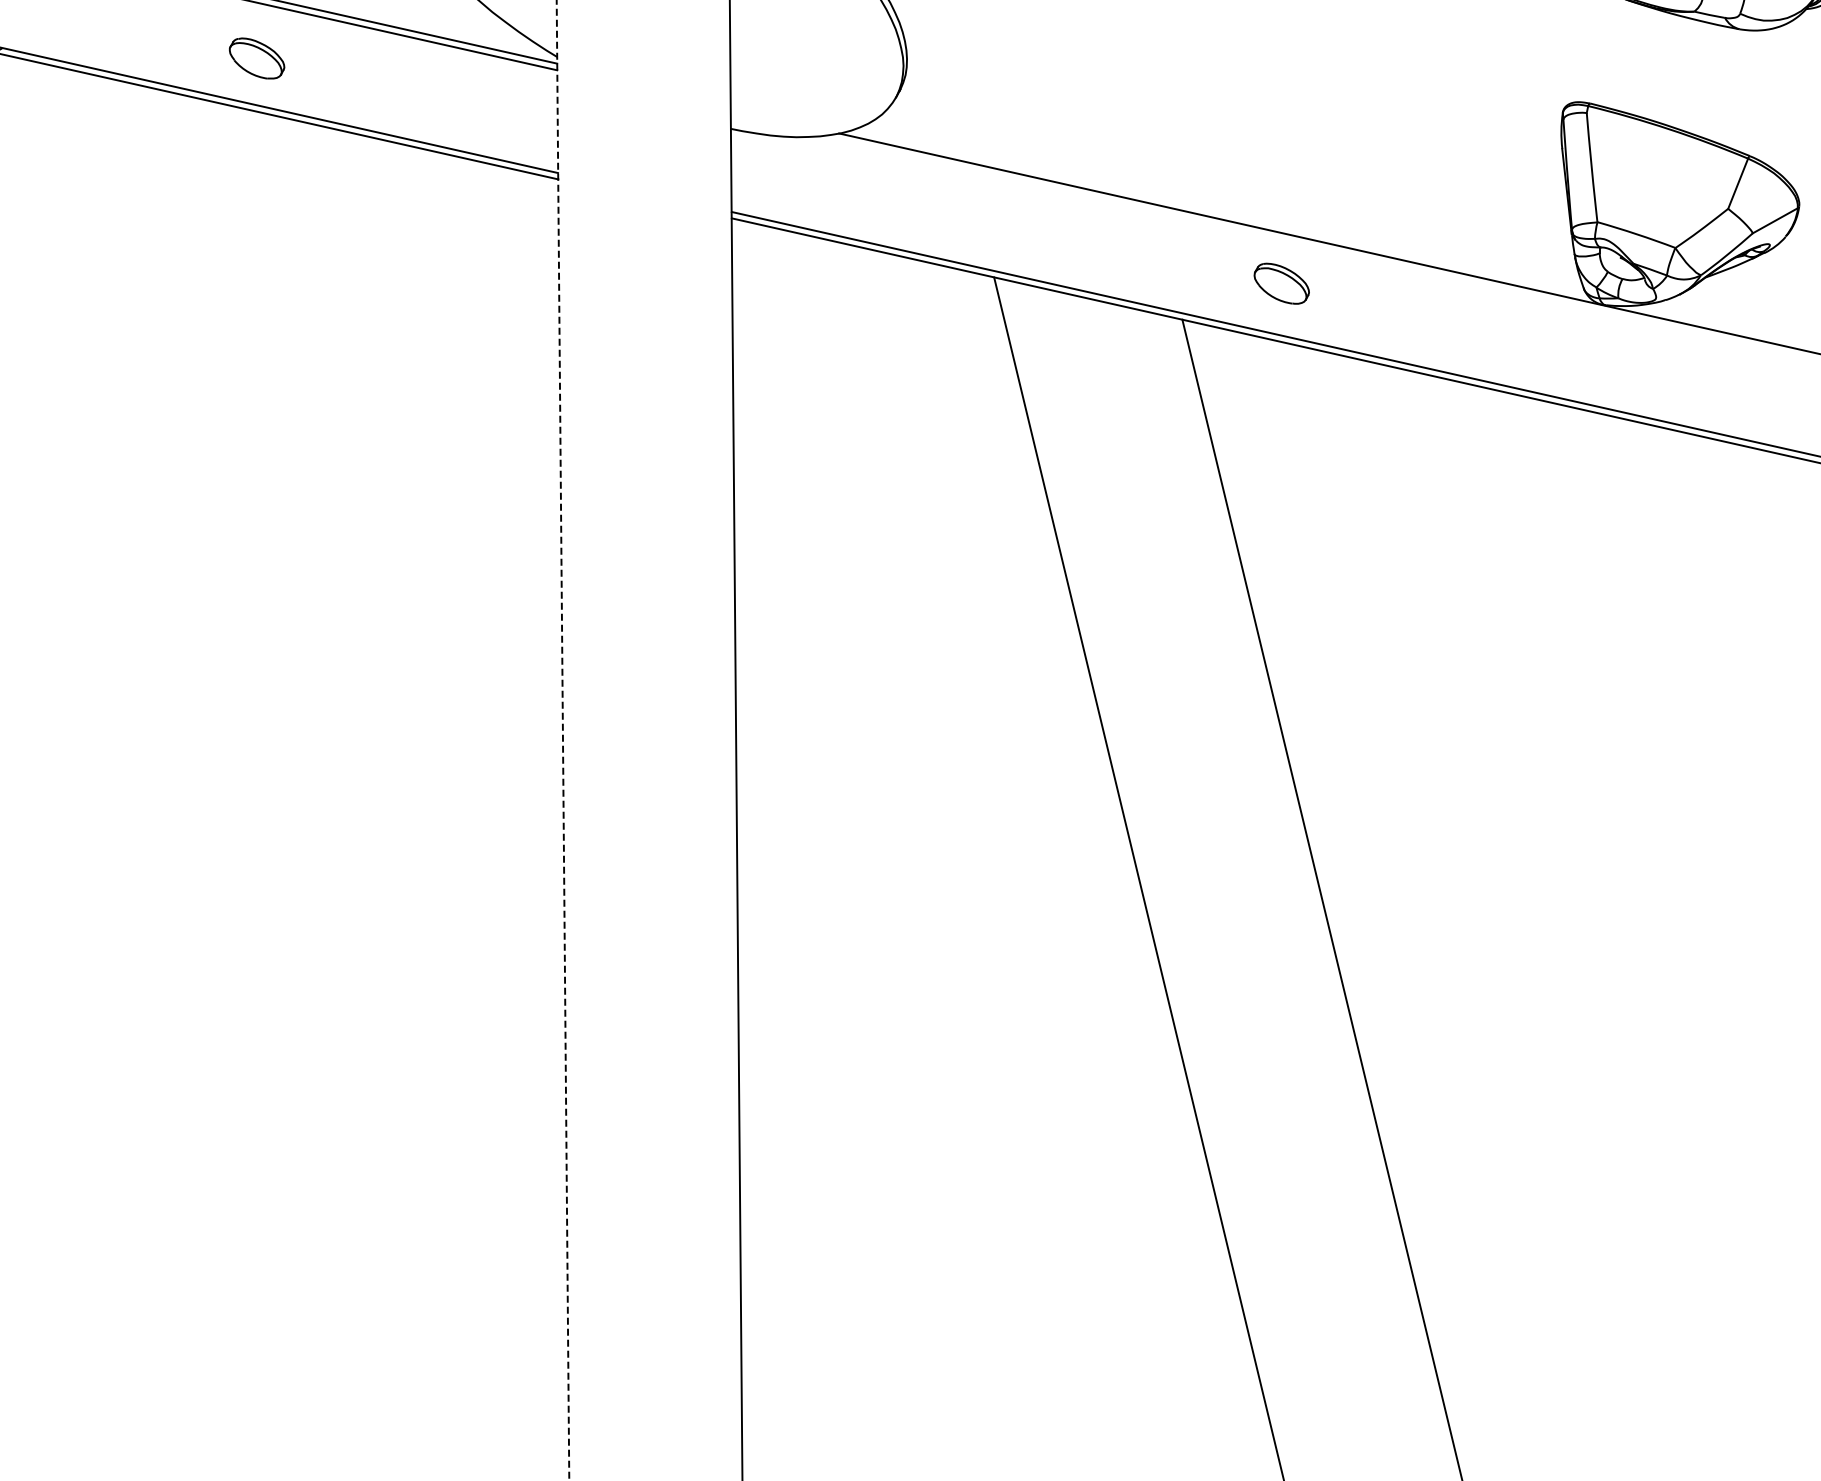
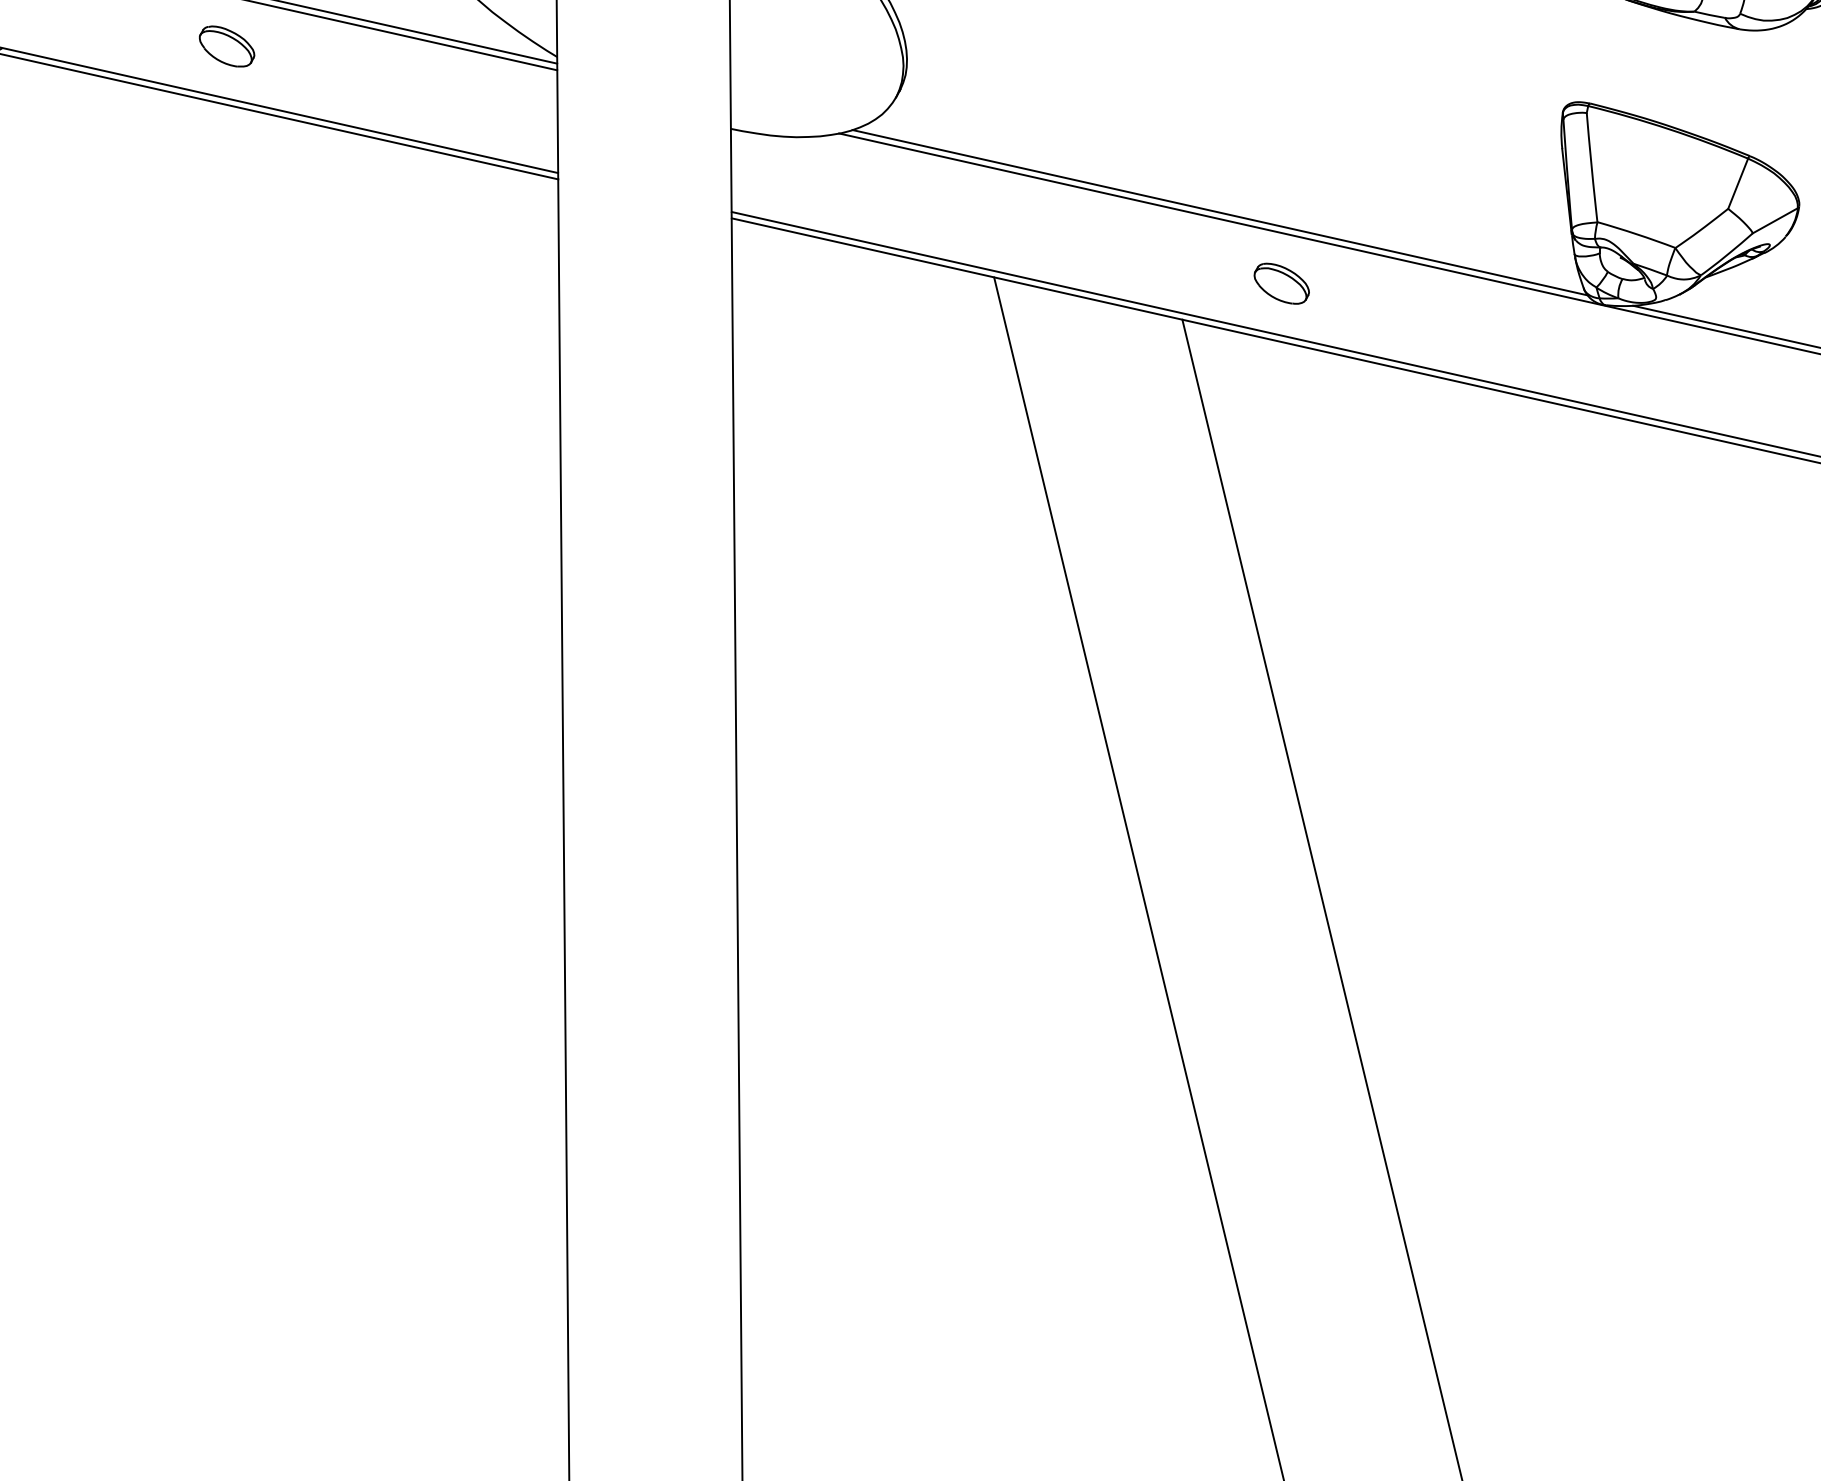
part position: (257, 58) -> (227, 46) (227, 46)
line: none -> present (1219, 212)
line: none -> present (1725, 326)
line: dashed -> solid (563, 740)
